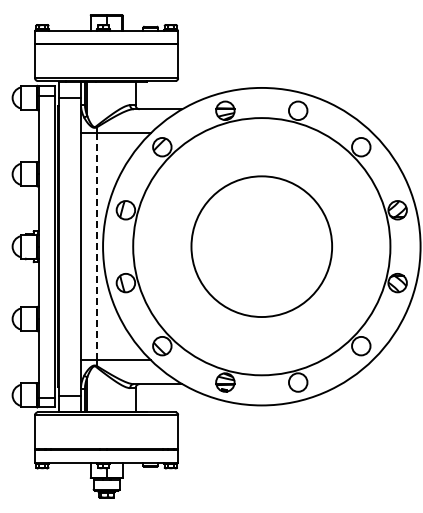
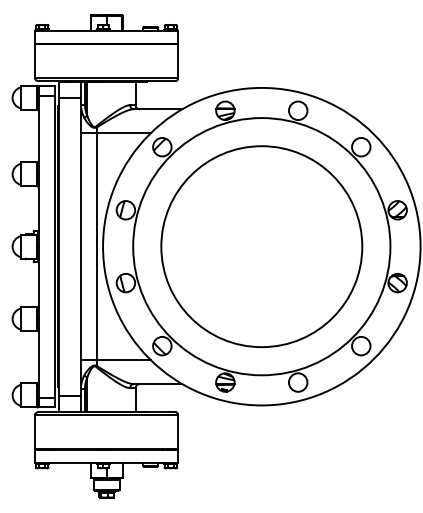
line: dashed -> solid (97, 246)
circle diameter: 141 px -> 201 px (261, 246)
